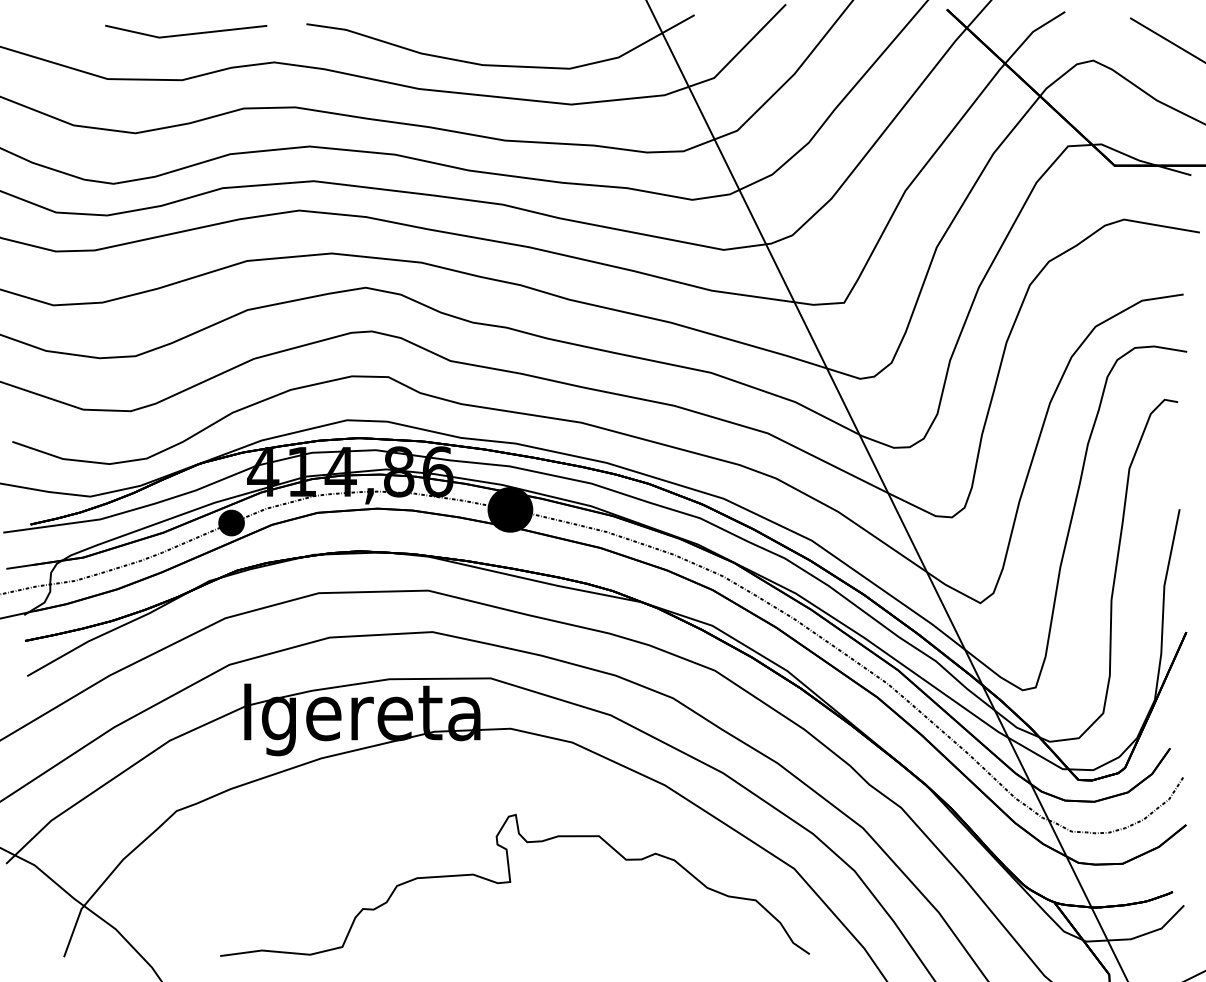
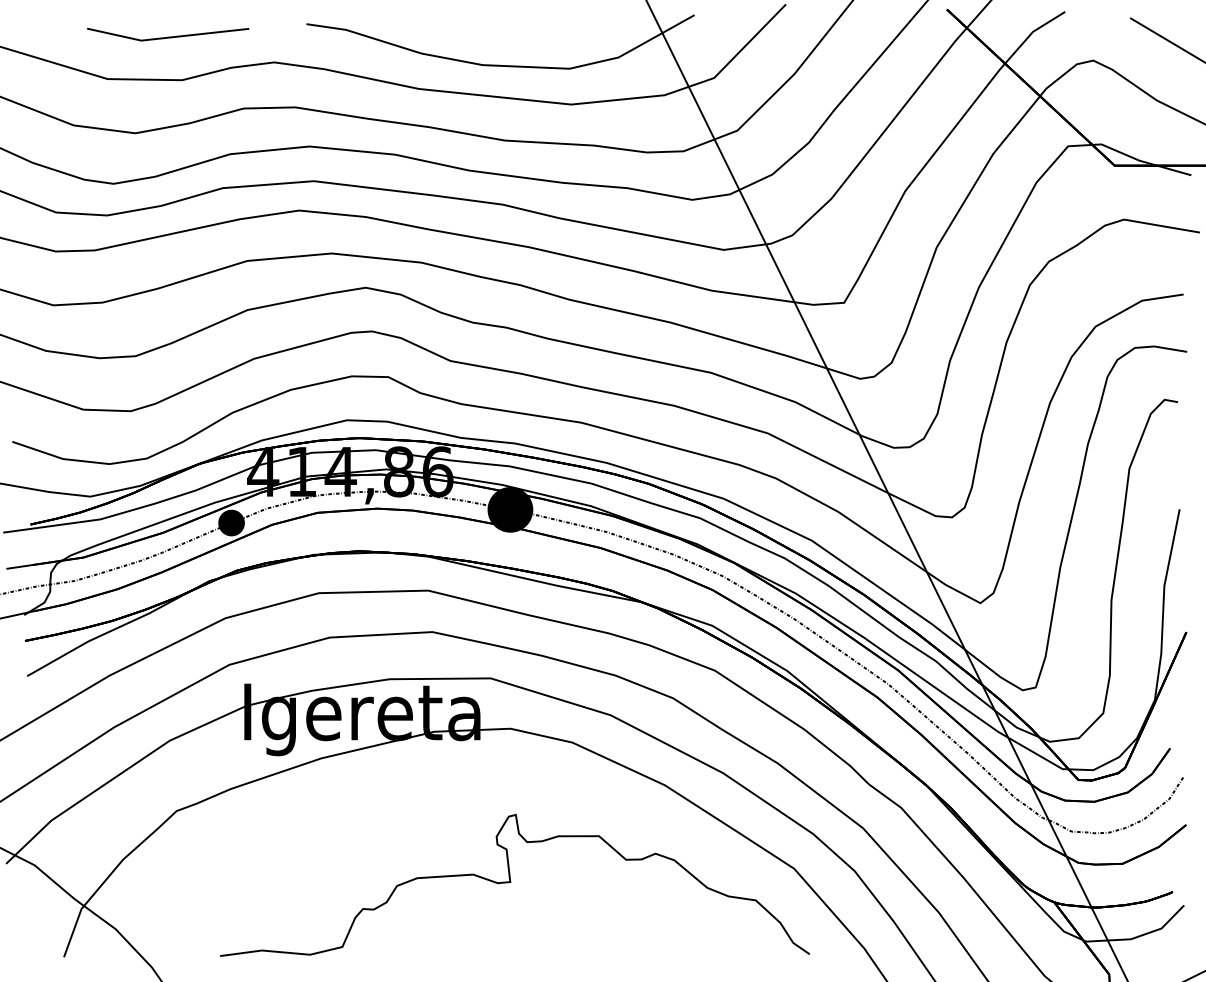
line position: (186, 33) -> (168, 36) (168, 36)
